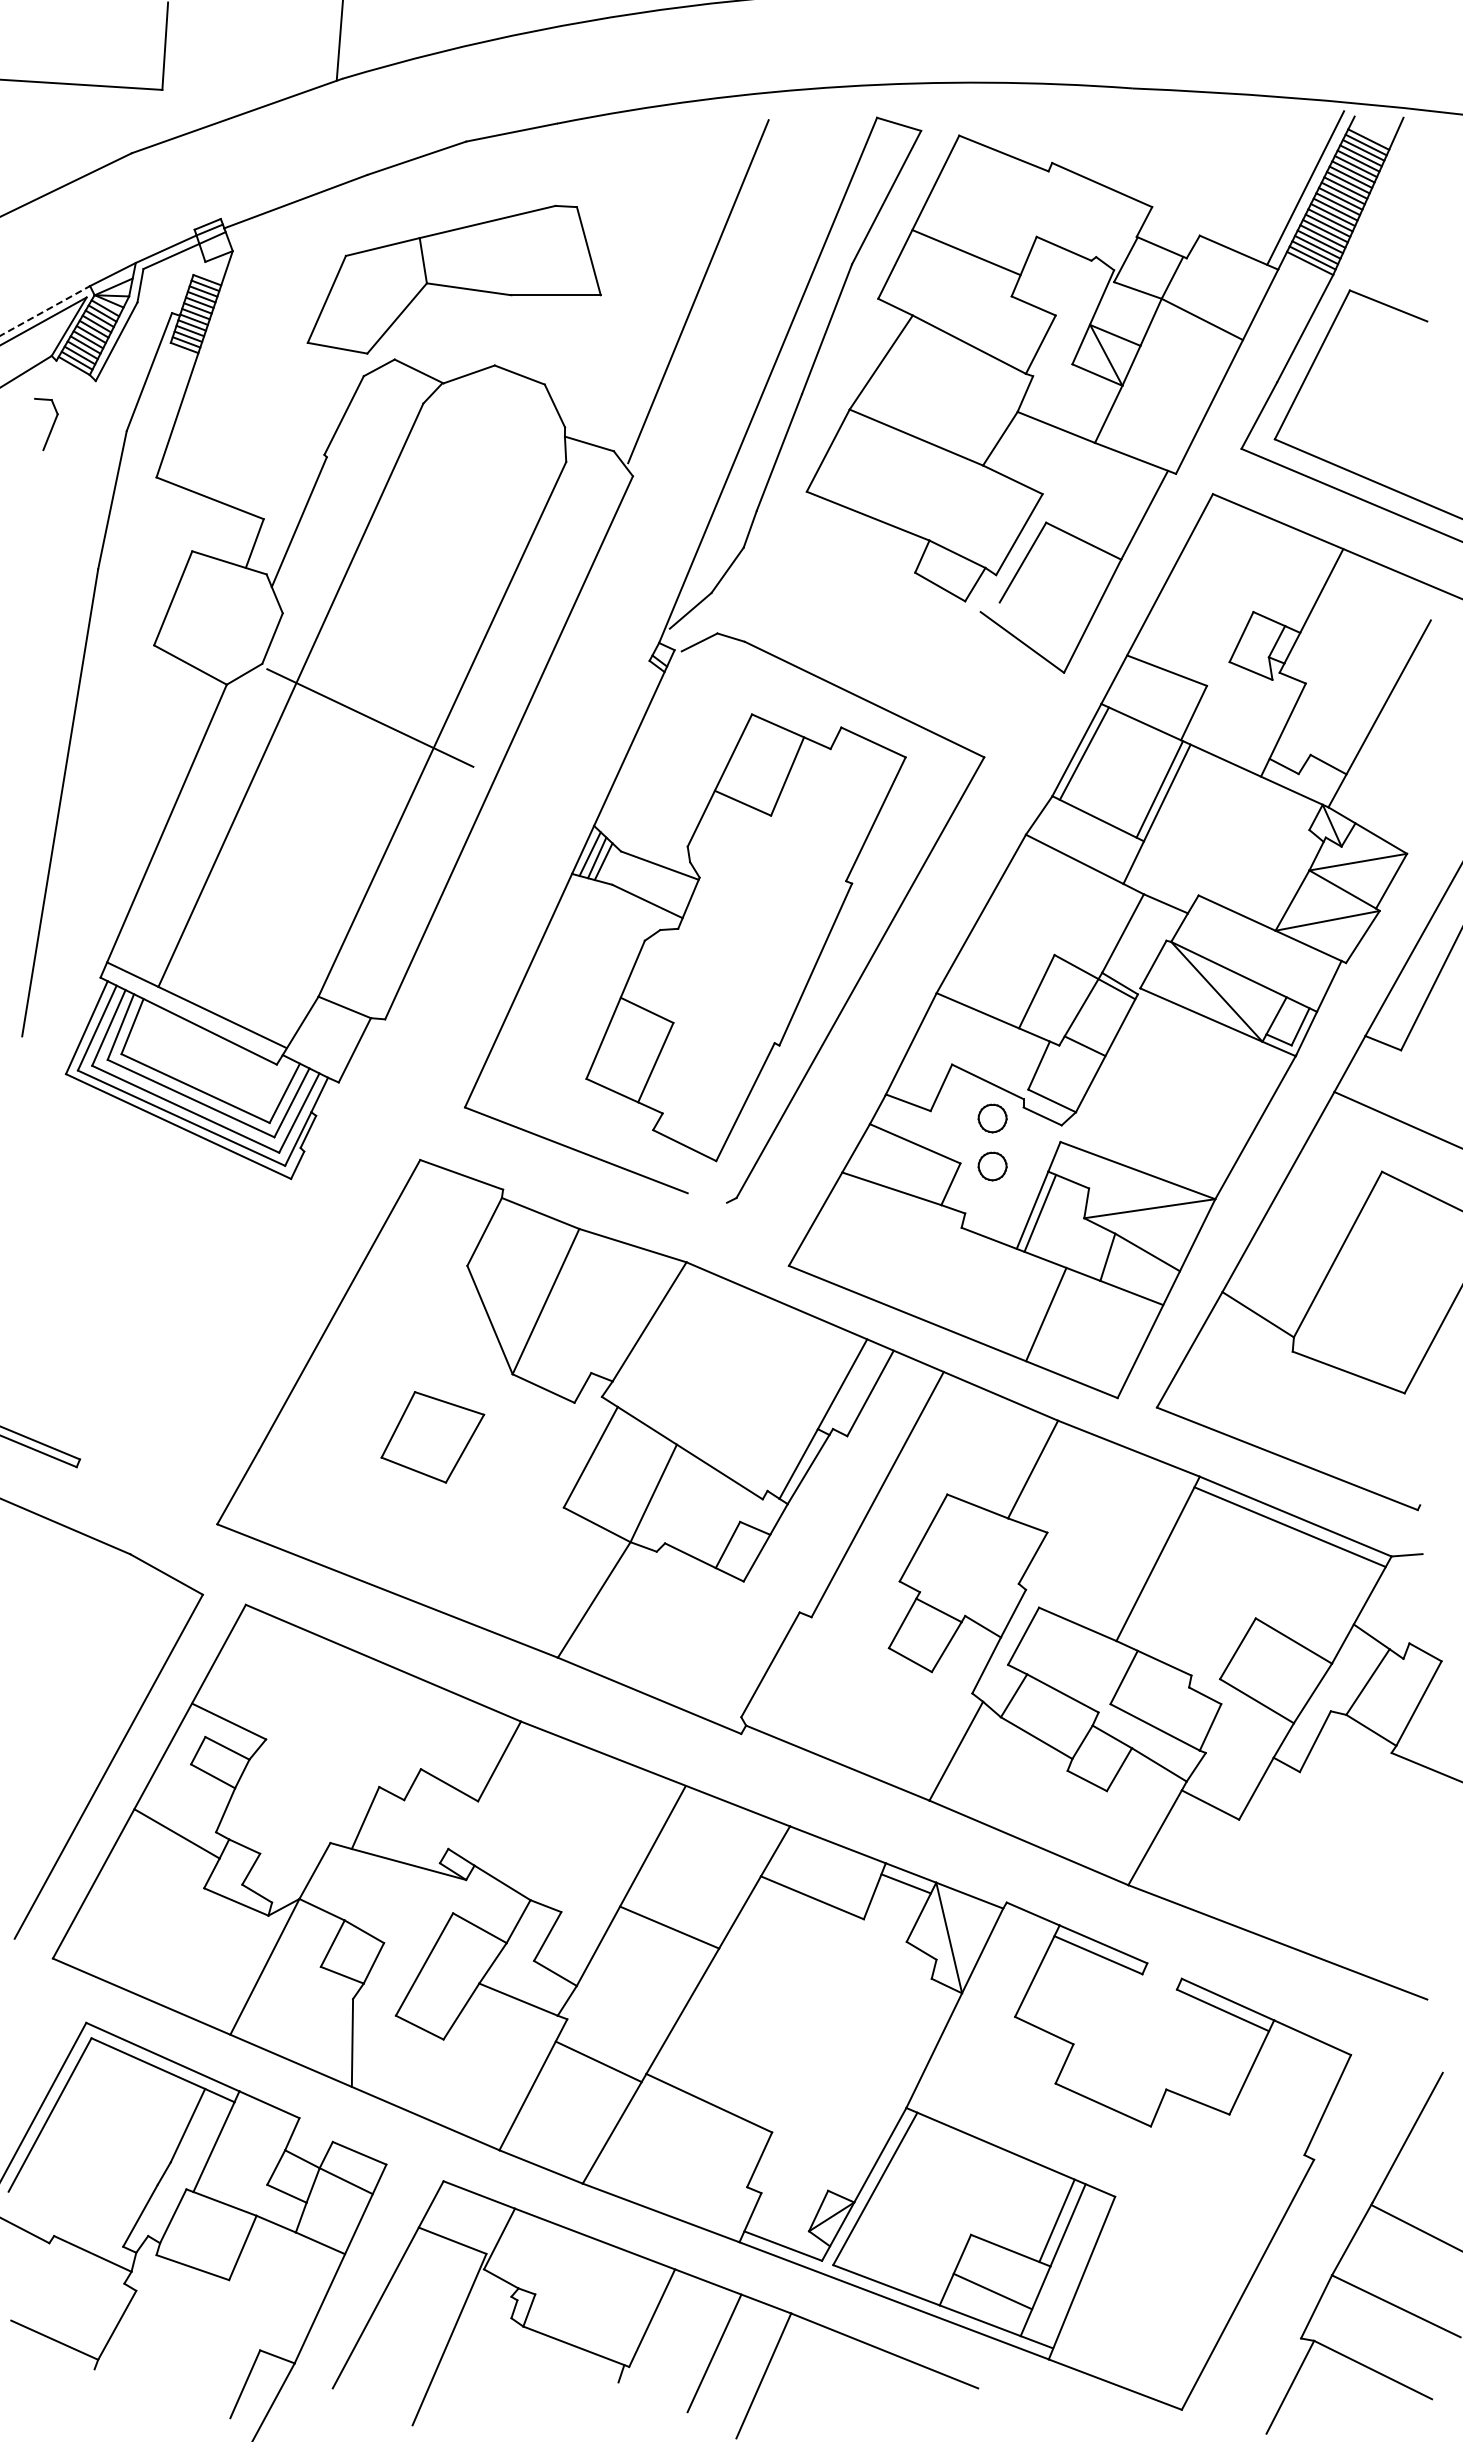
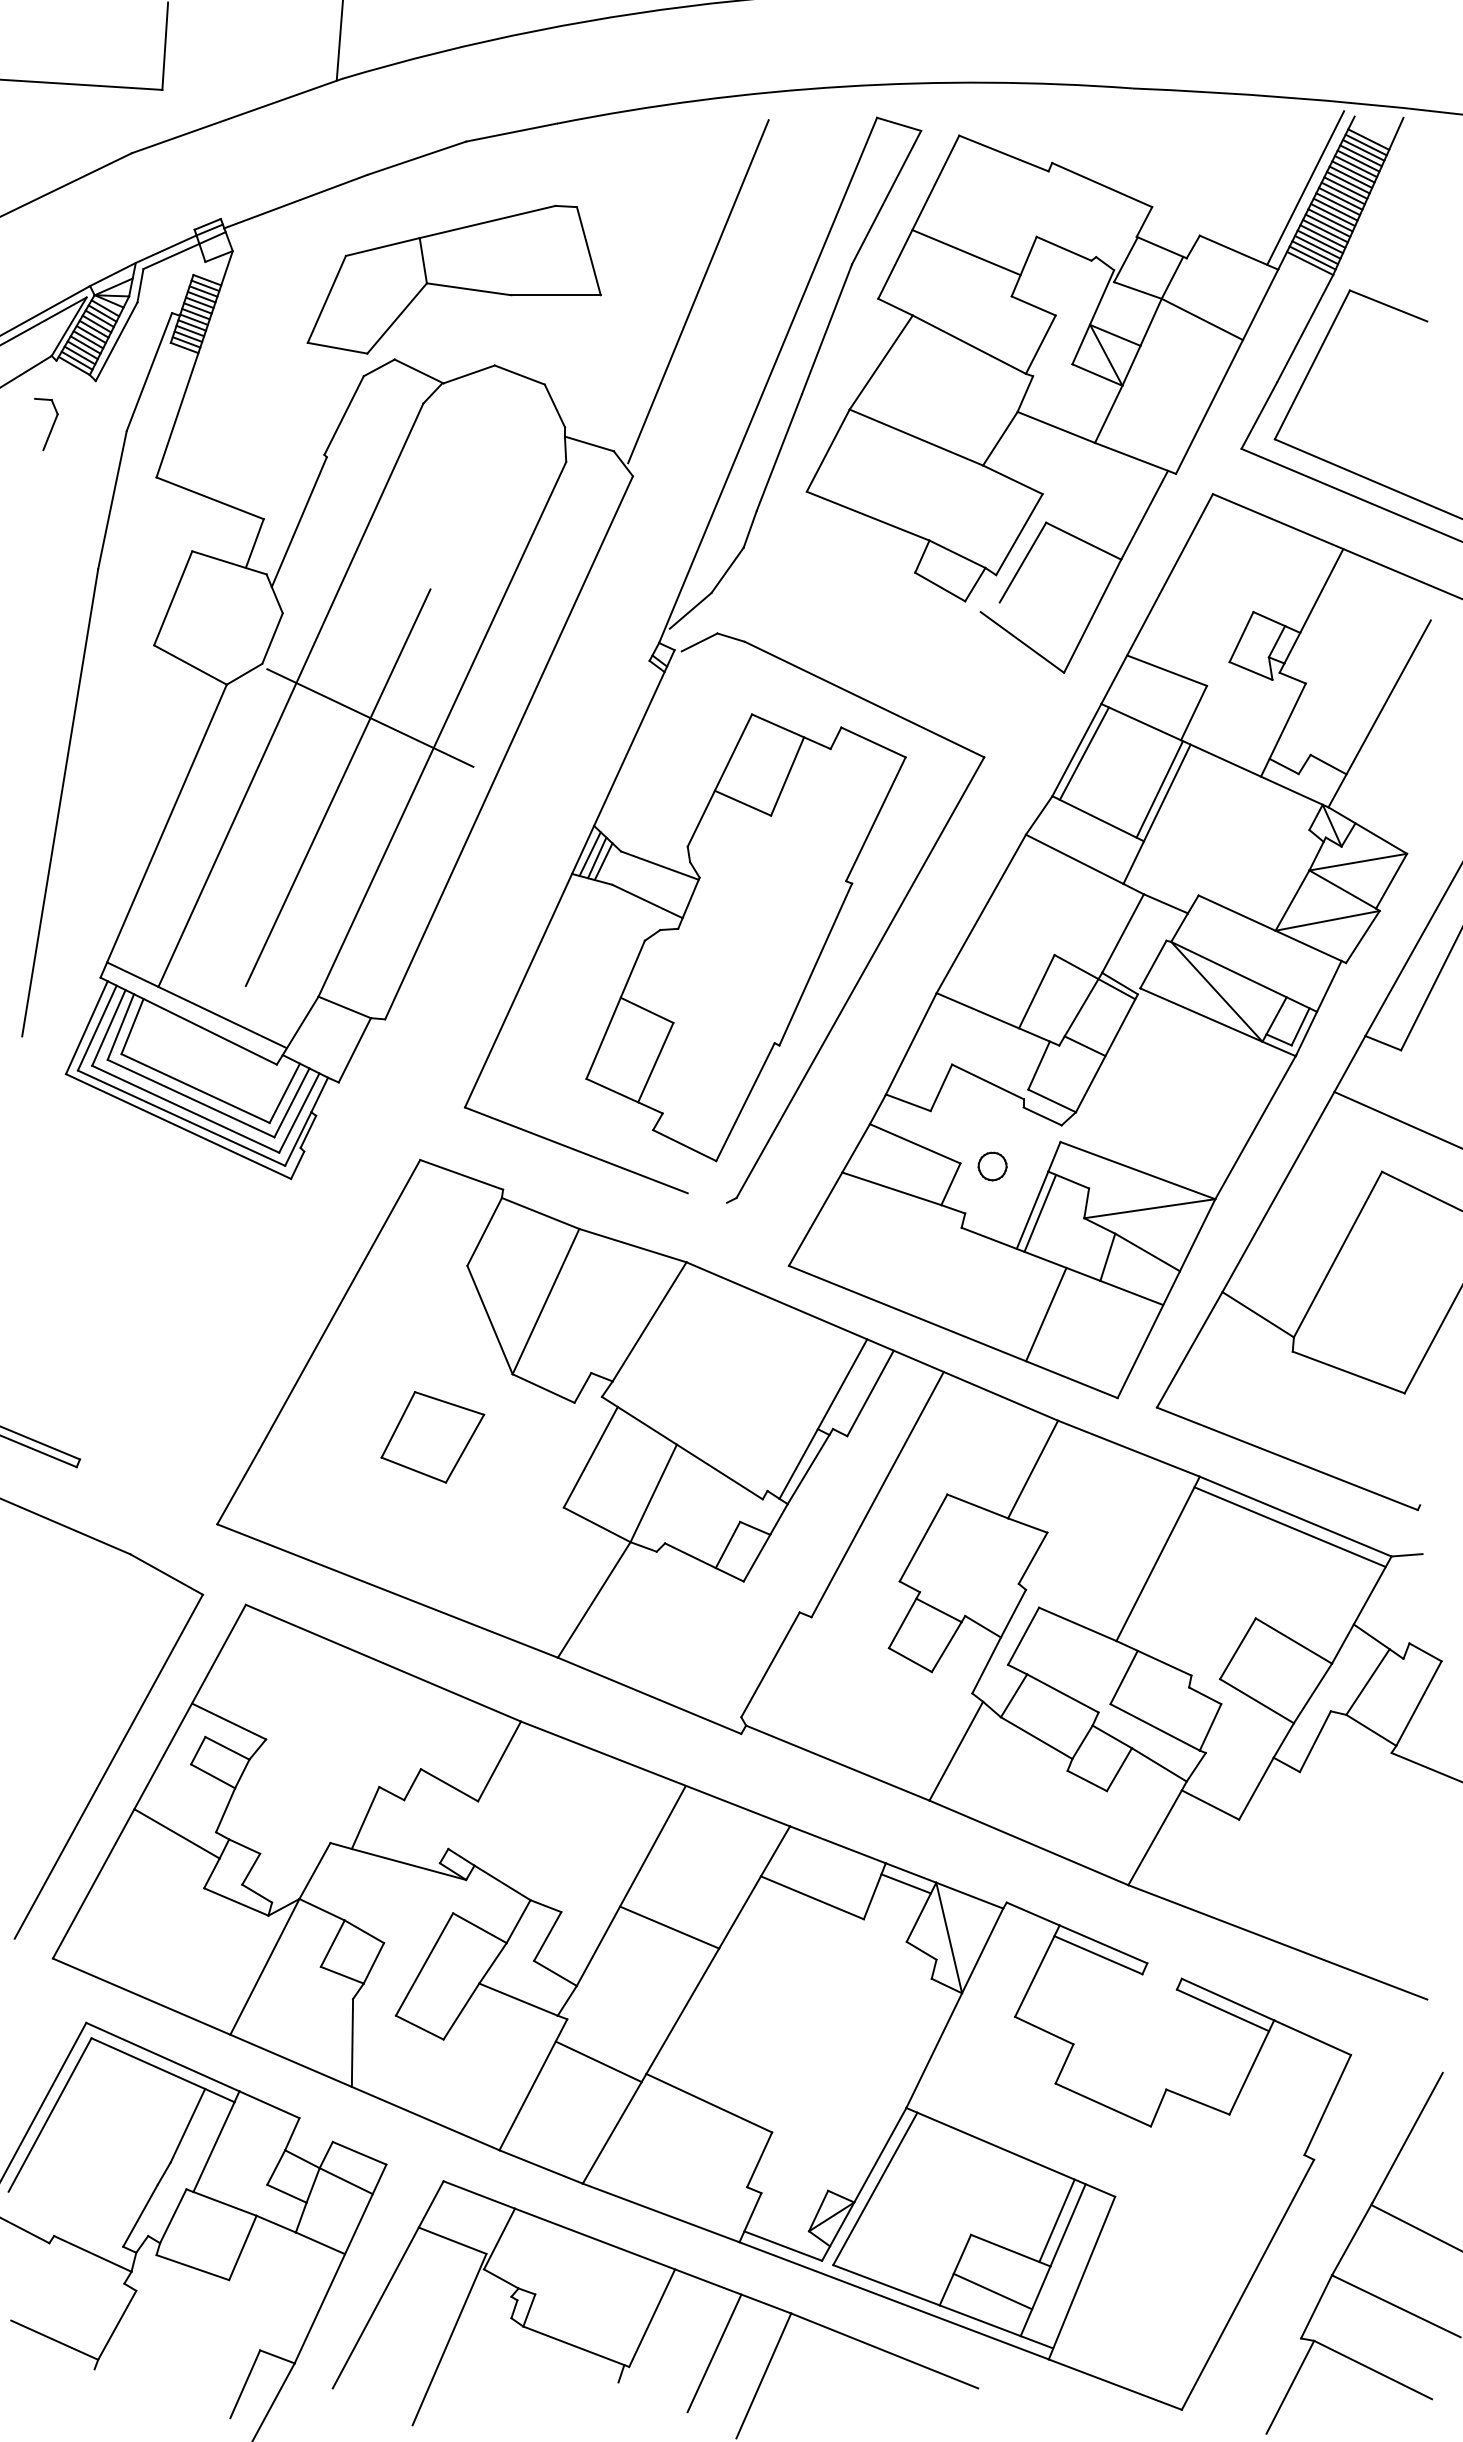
line: dashed -> solid (45, 310)
line: none -> present (337, 787)
part: present -> none (992, 1118)
